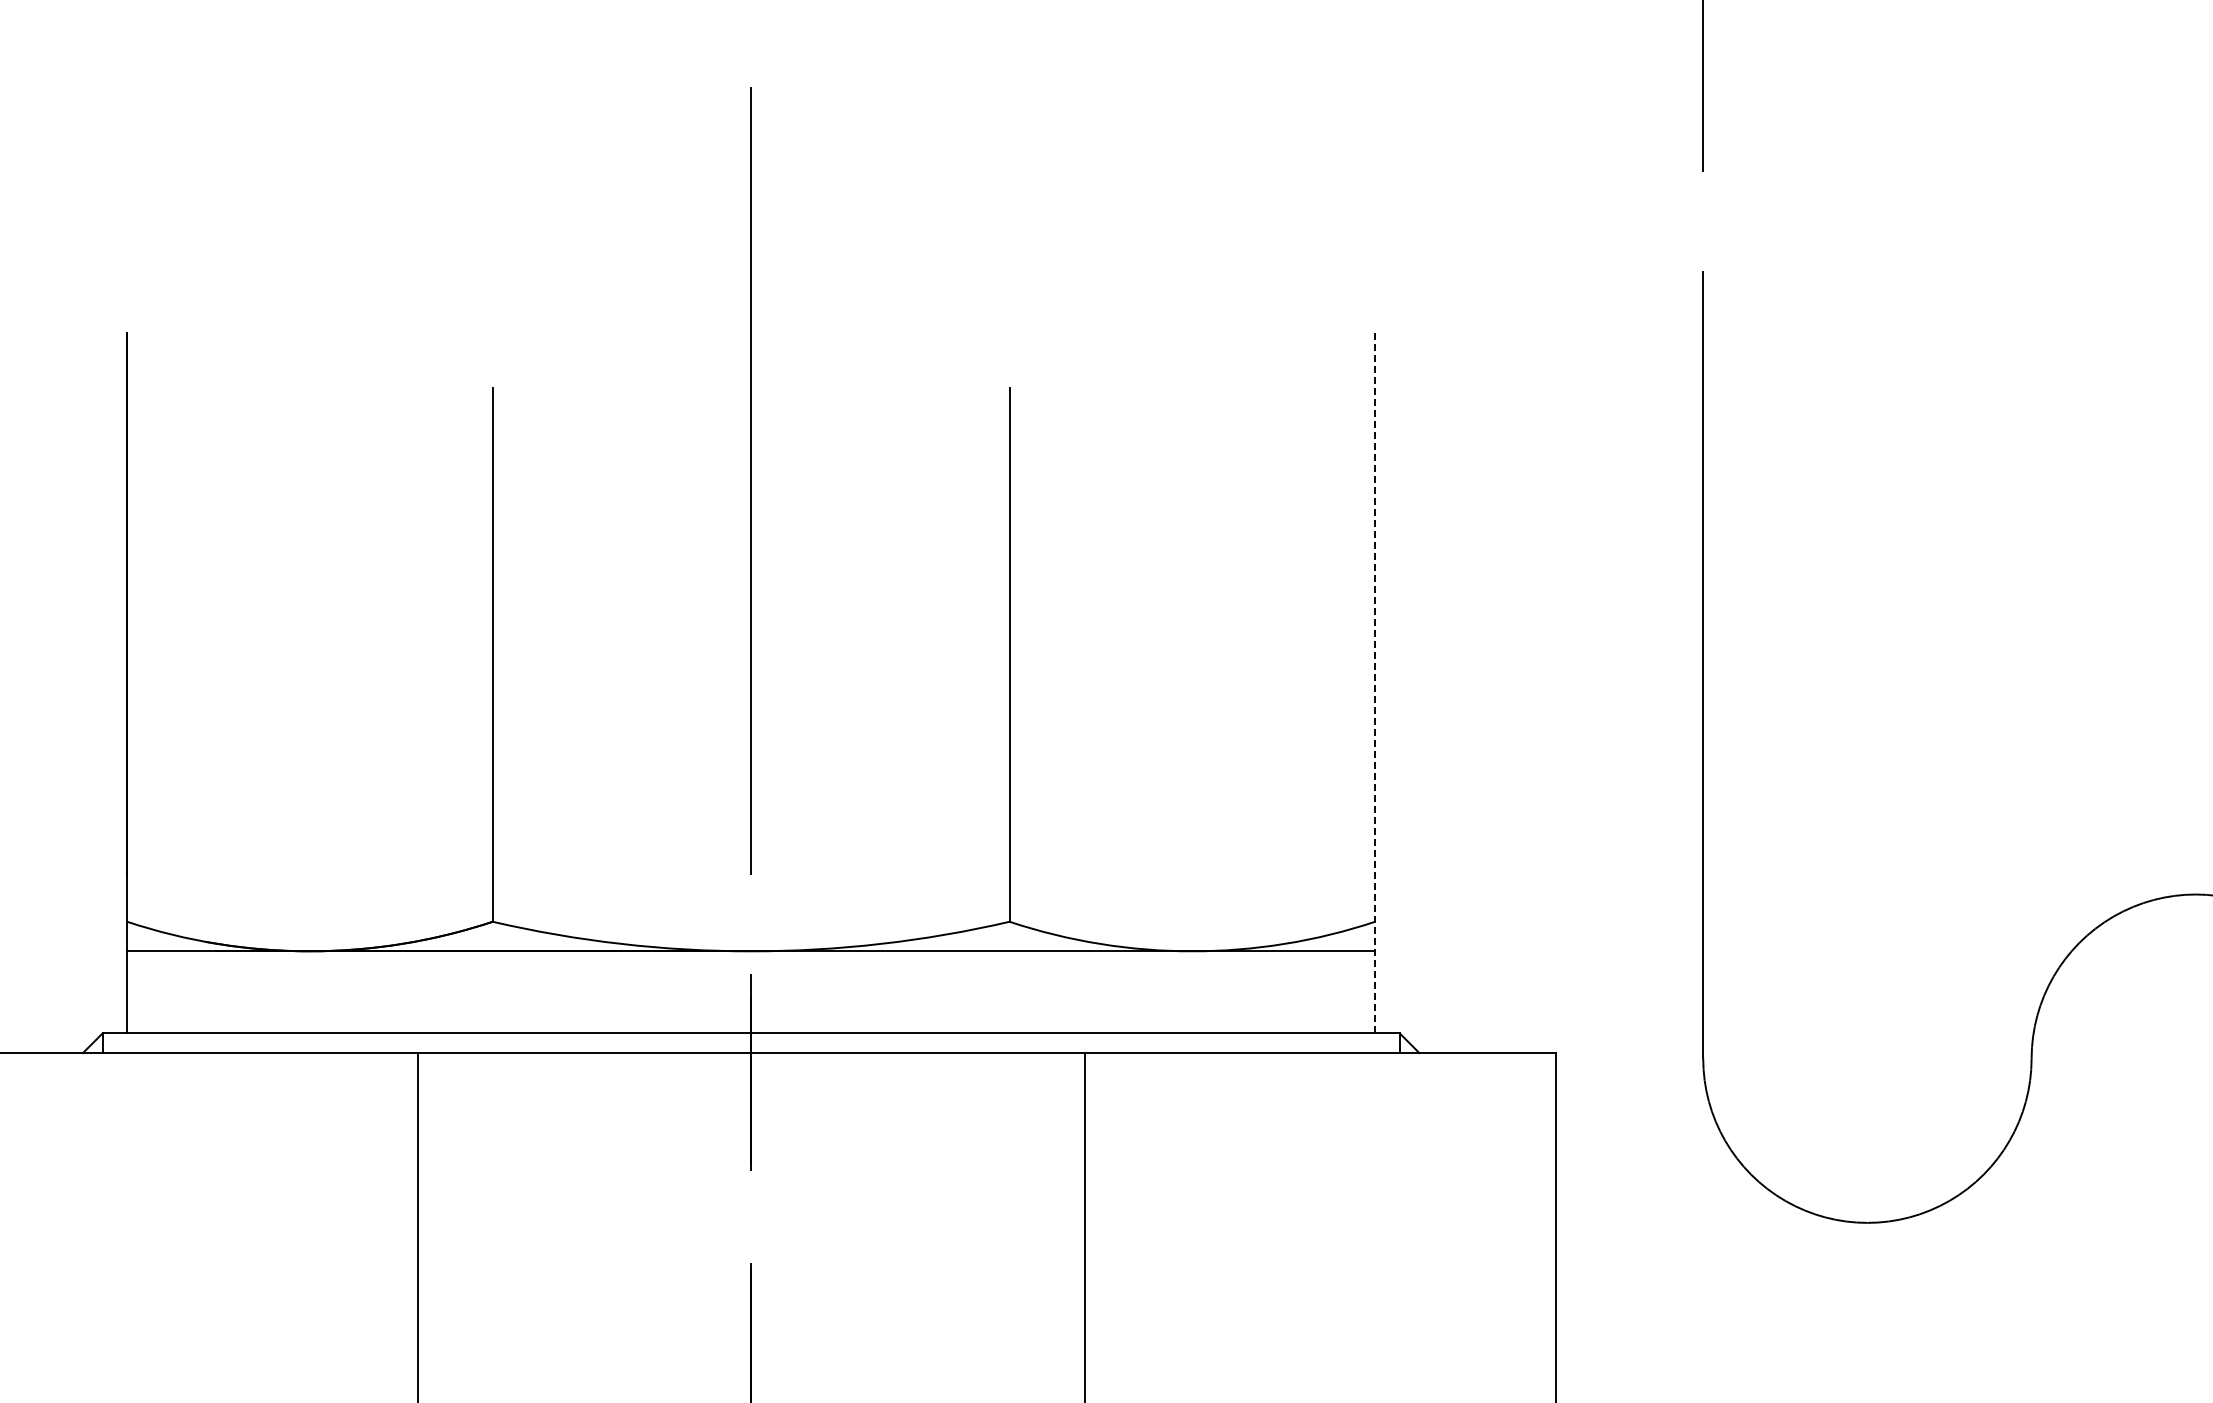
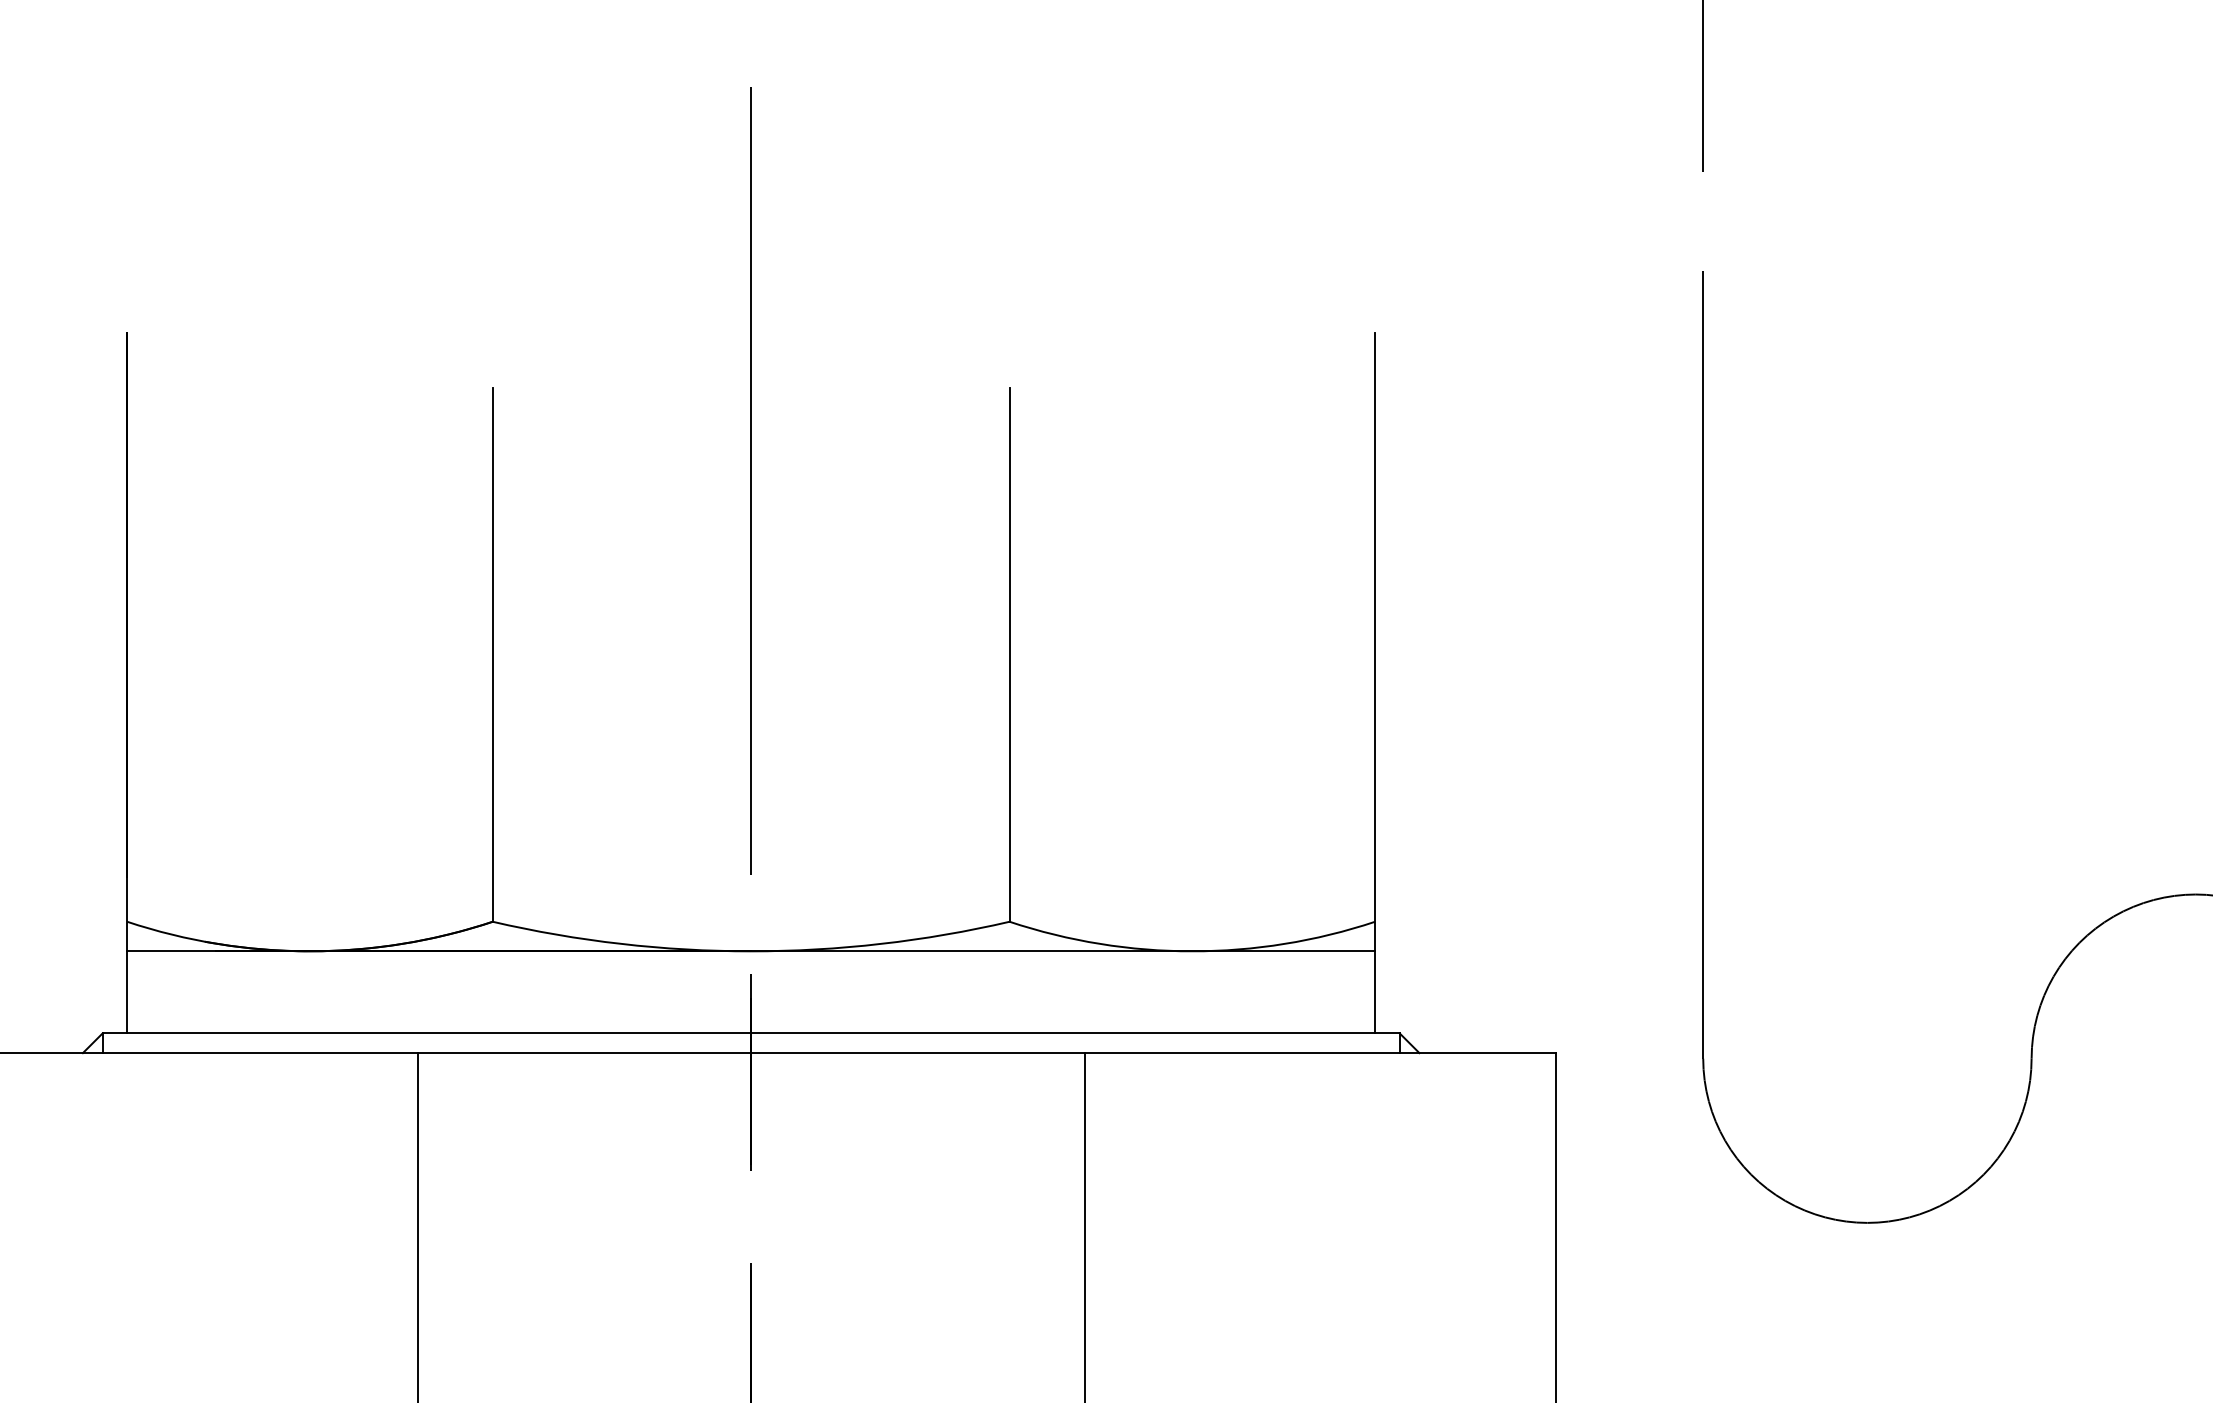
line: dashed -> solid (1375, 683)
